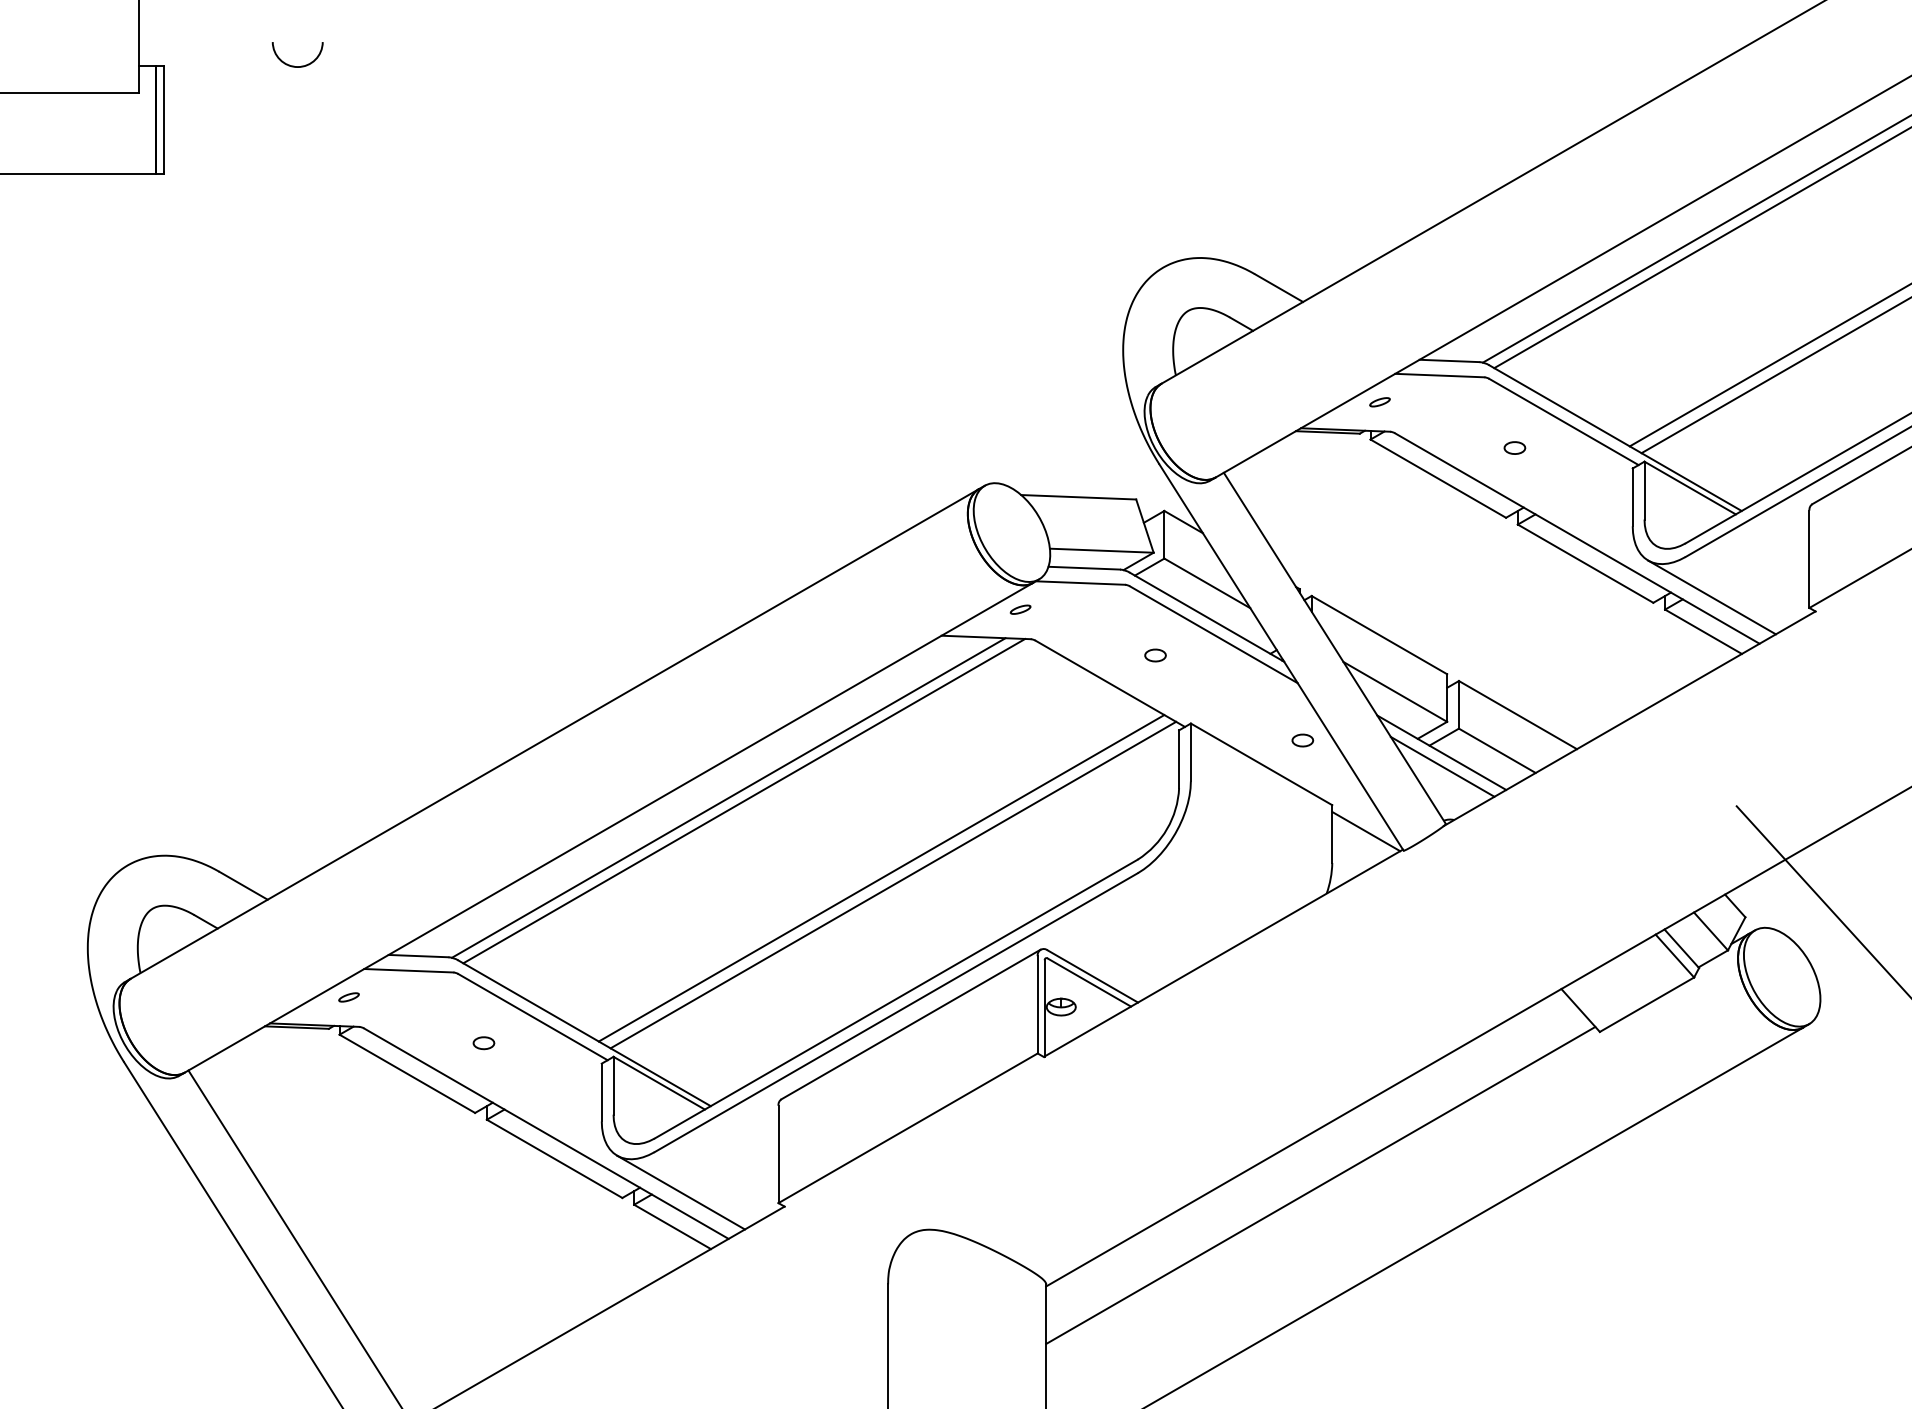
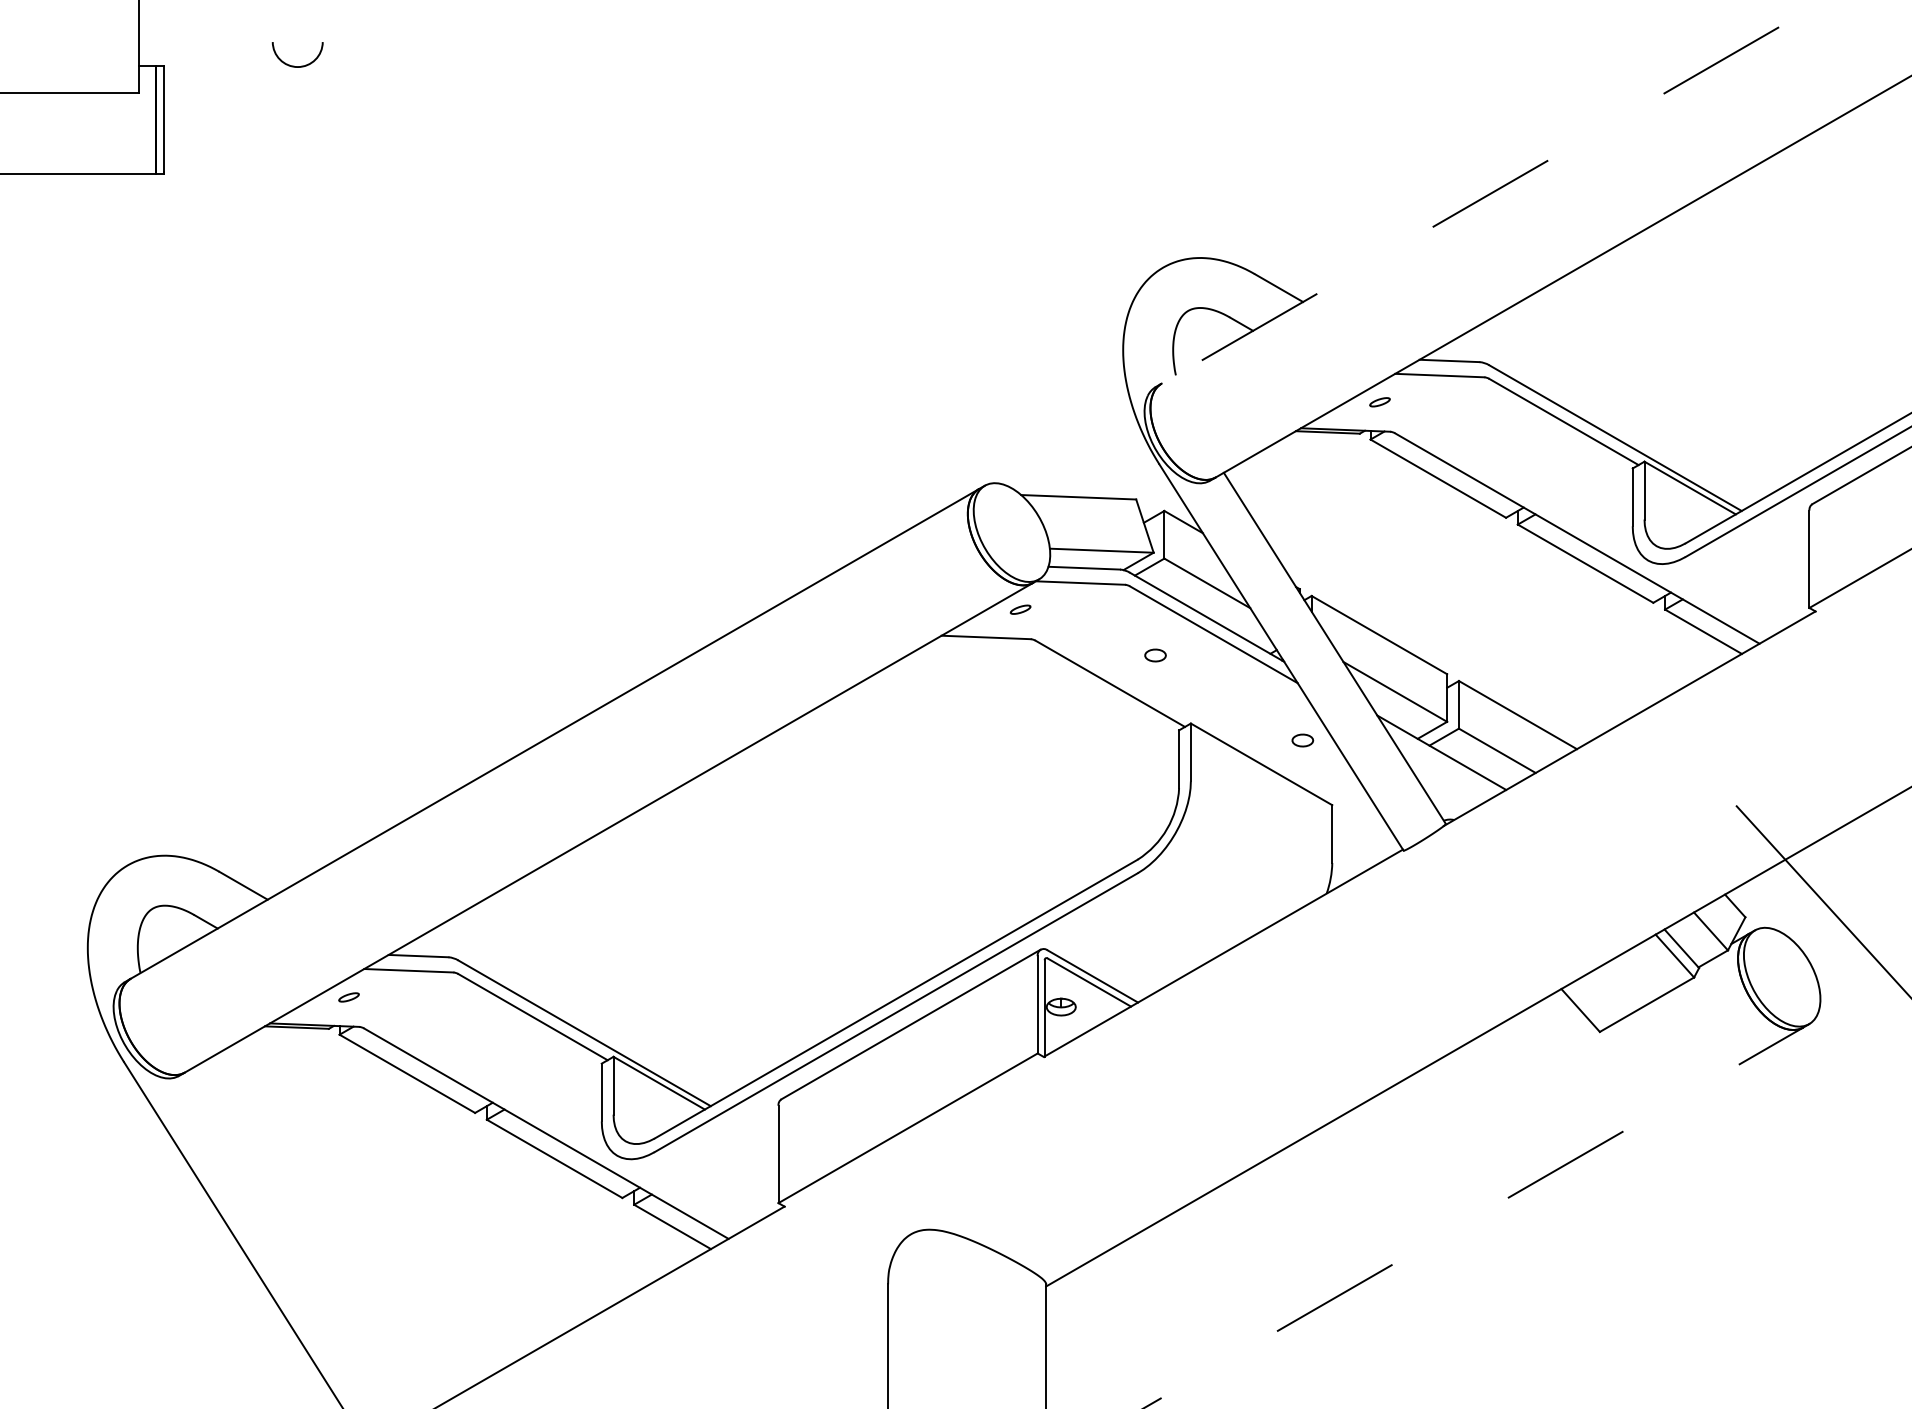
line: solid -> dashed (1493, 192)
line: present -> none (1695, 239)
line: present -> none (1701, 248)
line: present -> none (1768, 365)
line: present -> none (1774, 376)
part: present -> none (1514, 447)
line: present -> none (1711, 597)
line: present -> none (1442, 766)
line: present -> none (728, 797)
line: present -> none (744, 800)
line: present -> none (1366, 831)
line: present -> none (881, 878)
line: present -> none (893, 884)
part: present -> none (483, 1043)
line: present -> none (1320, 1185)
line: present -> none (680, 1192)
line: solid -> dashed (1473, 1217)
line: present -> none (294, 1237)
